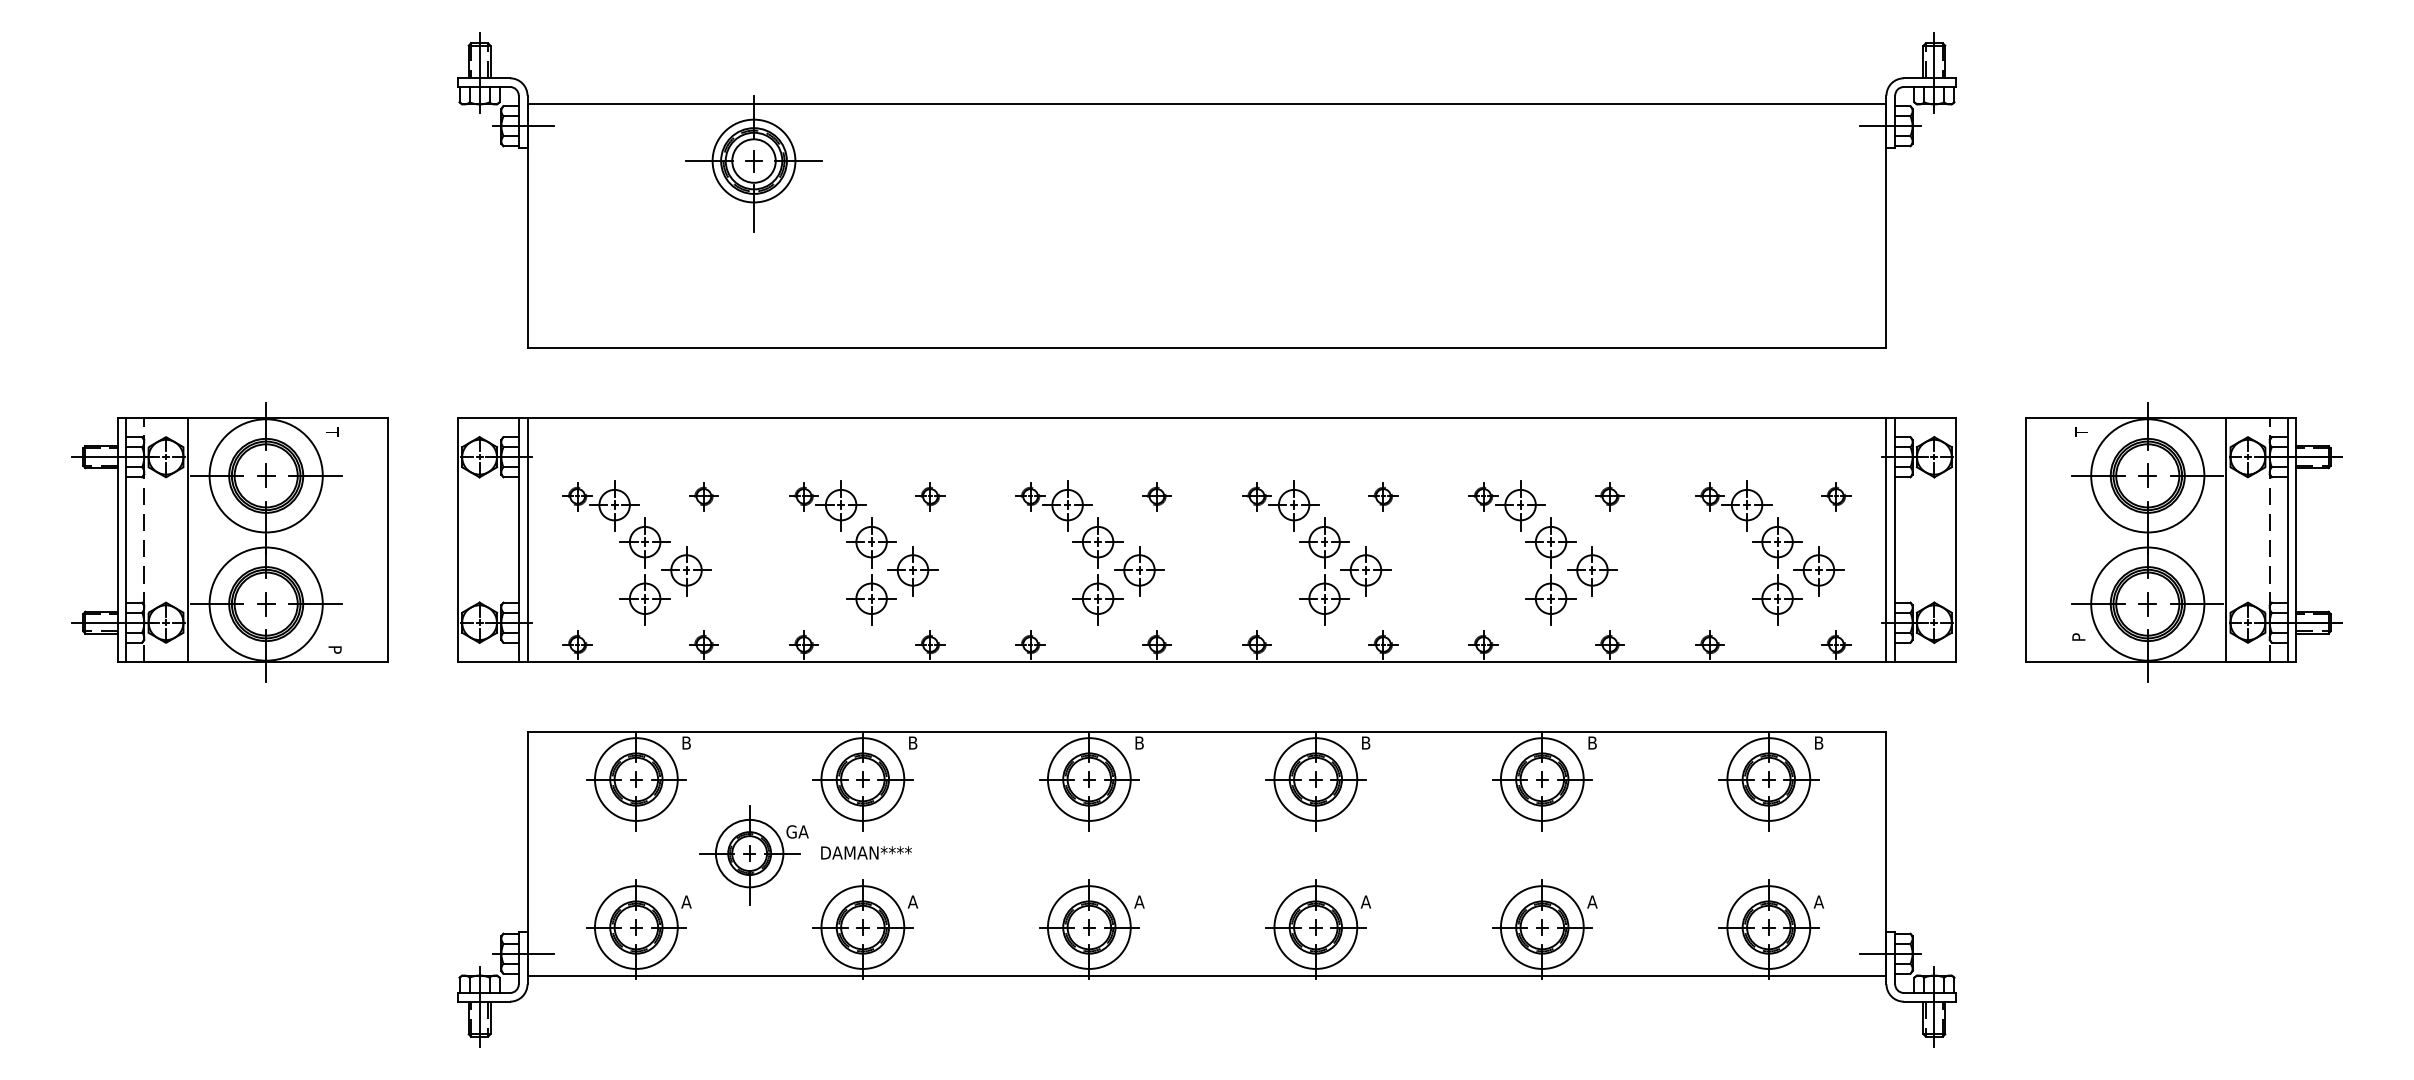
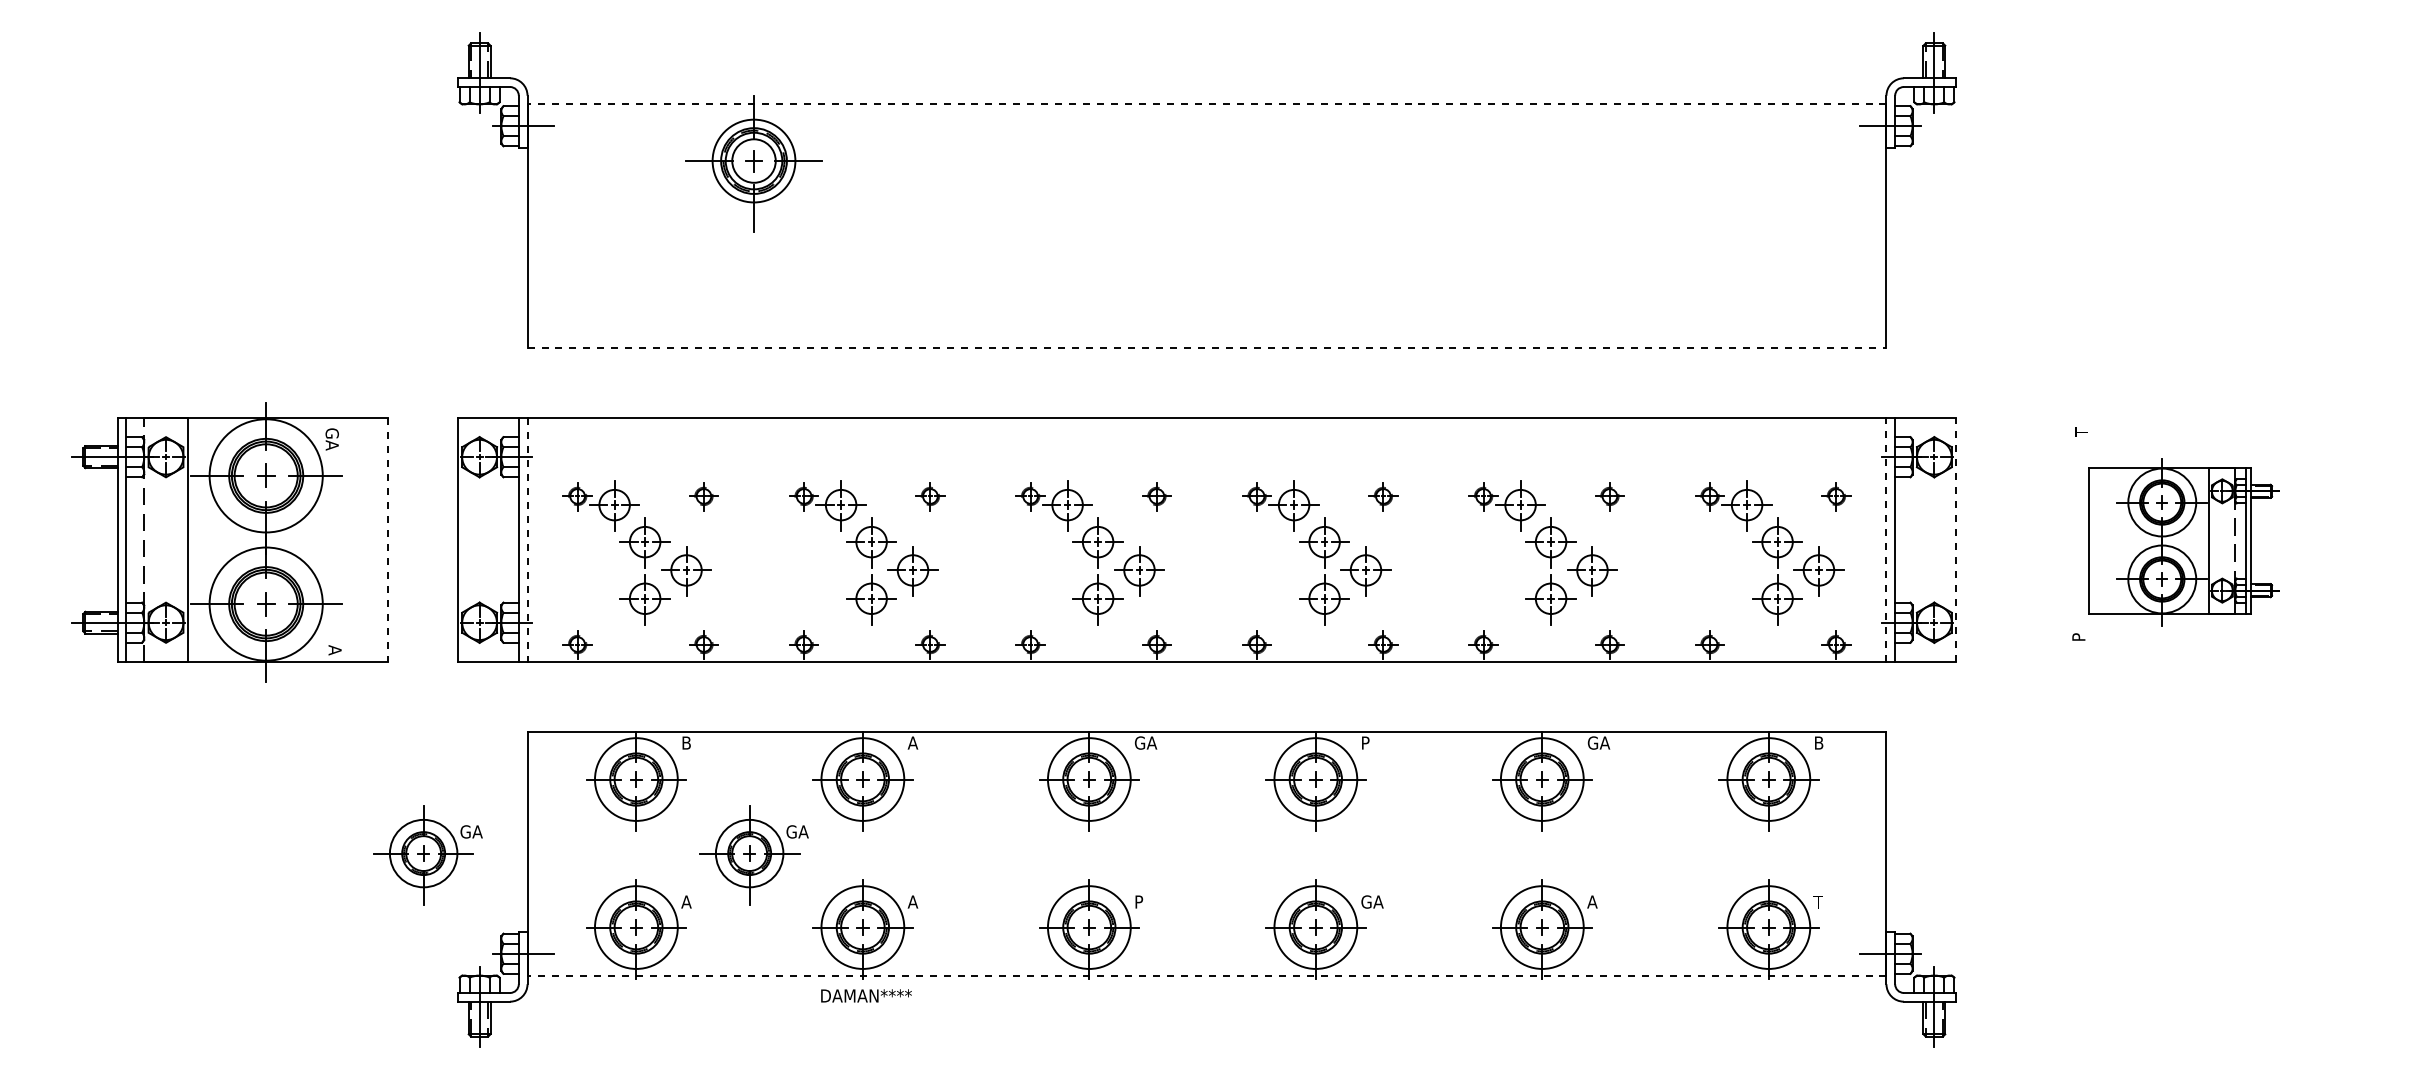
line: solid -> dashed (1206, 104)
line: solid -> dashed (1207, 348)
text: T -> GA (331, 438)
line: solid -> dashed (1956, 539)
line: solid -> dashed (388, 540)
line: solid -> dashed (527, 540)
line: solid -> dashed (1886, 540)
part size: 318x281 px -> 192x169 px (2183, 542)
text: P -> A (334, 650)
text: B -> A (912, 742)
text: B -> GA (1145, 742)
text: B -> P (1366, 742)
text: B -> GA (1598, 742)
text position: (866, 852) -> (866, 995) (866, 995)
part: none -> present (427, 855)
text: A -> P (1139, 901)
text: A -> GA (1371, 901)
text: A -> T (1818, 901)
line: solid -> dashed (1206, 975)
